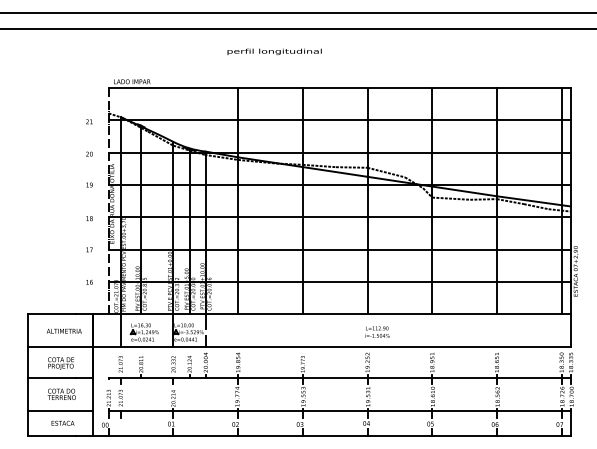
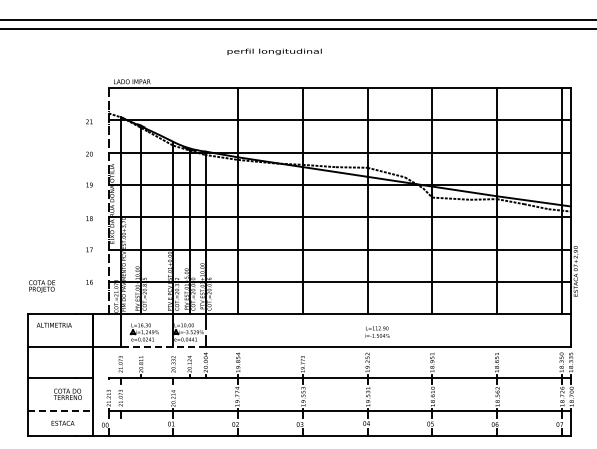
line position: (297, 13) -> (297, 20) (297, 20)
text position: (63, 330) -> (53, 324) (53, 324)
line: solid -> dashed (163, 347)
text position: (60, 363) -> (41, 286) (41, 286)
text position: (61, 393) -> (67, 393) (67, 393)
line: solid -> dashed (60, 411)
